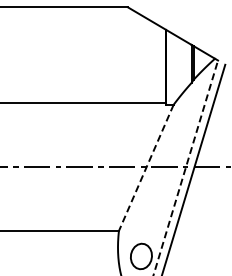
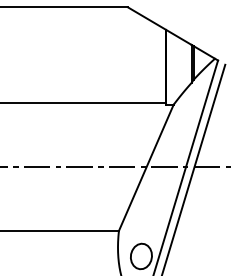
line: dashed -> solid (146, 167)
line: dashed -> solid (185, 167)
